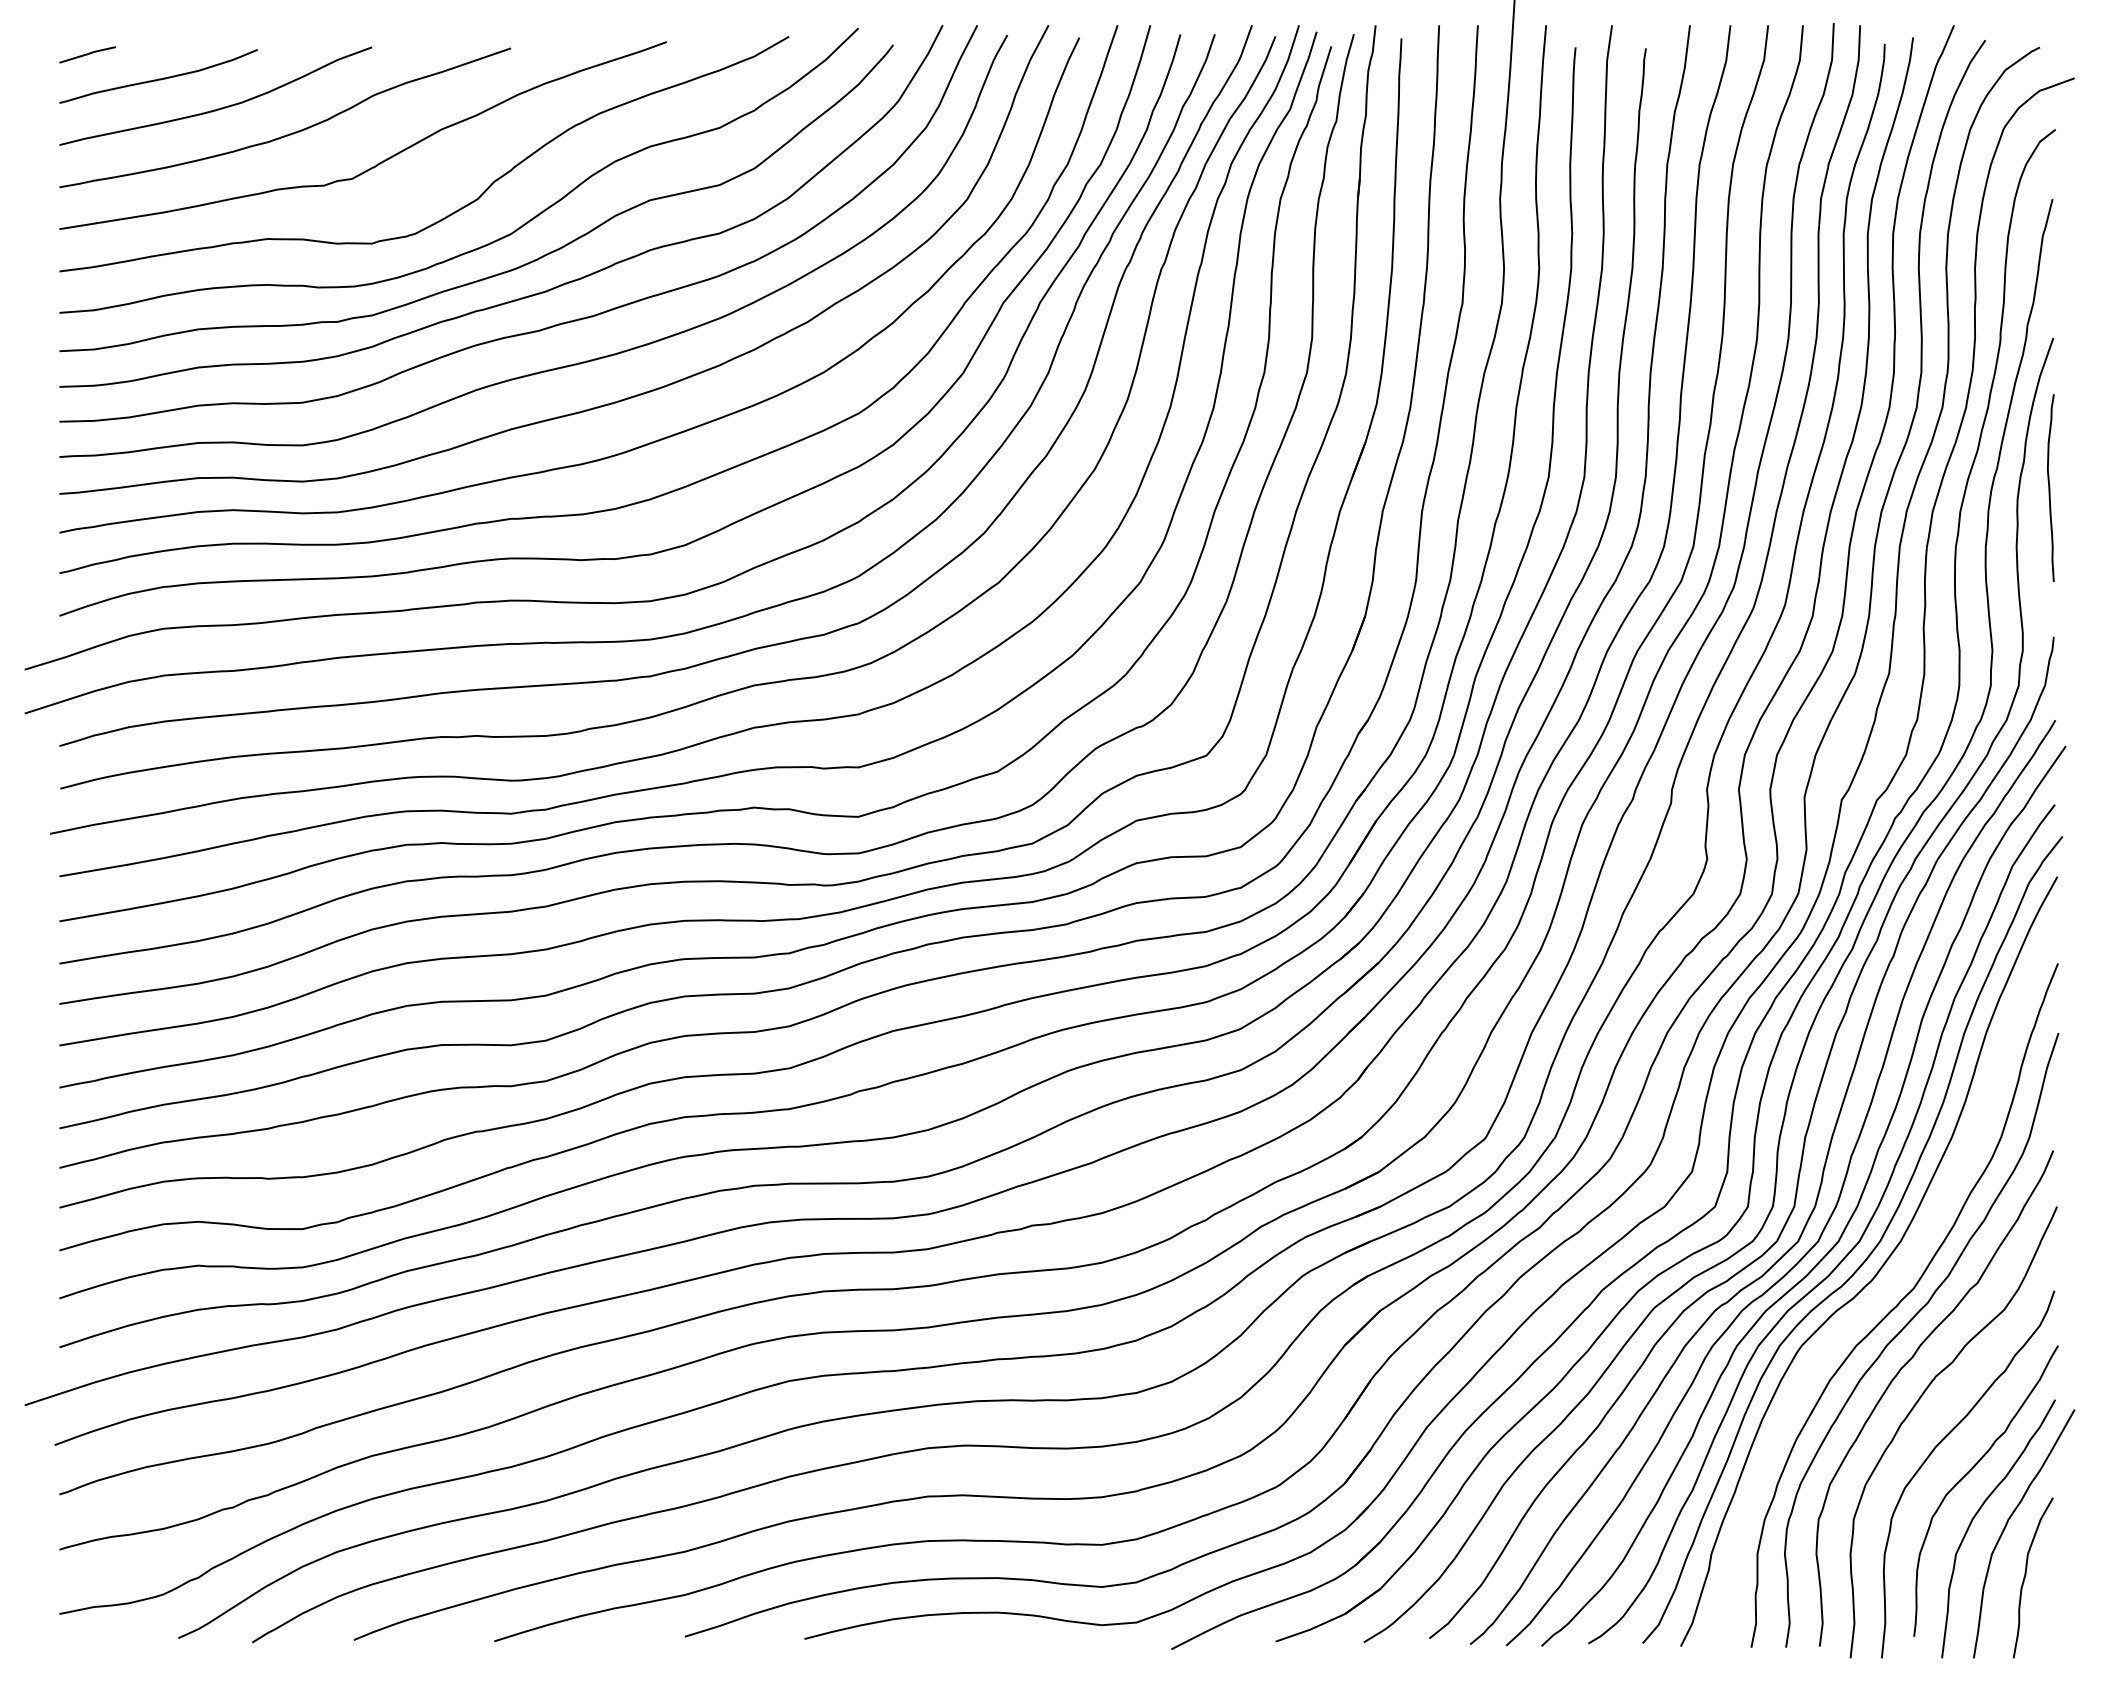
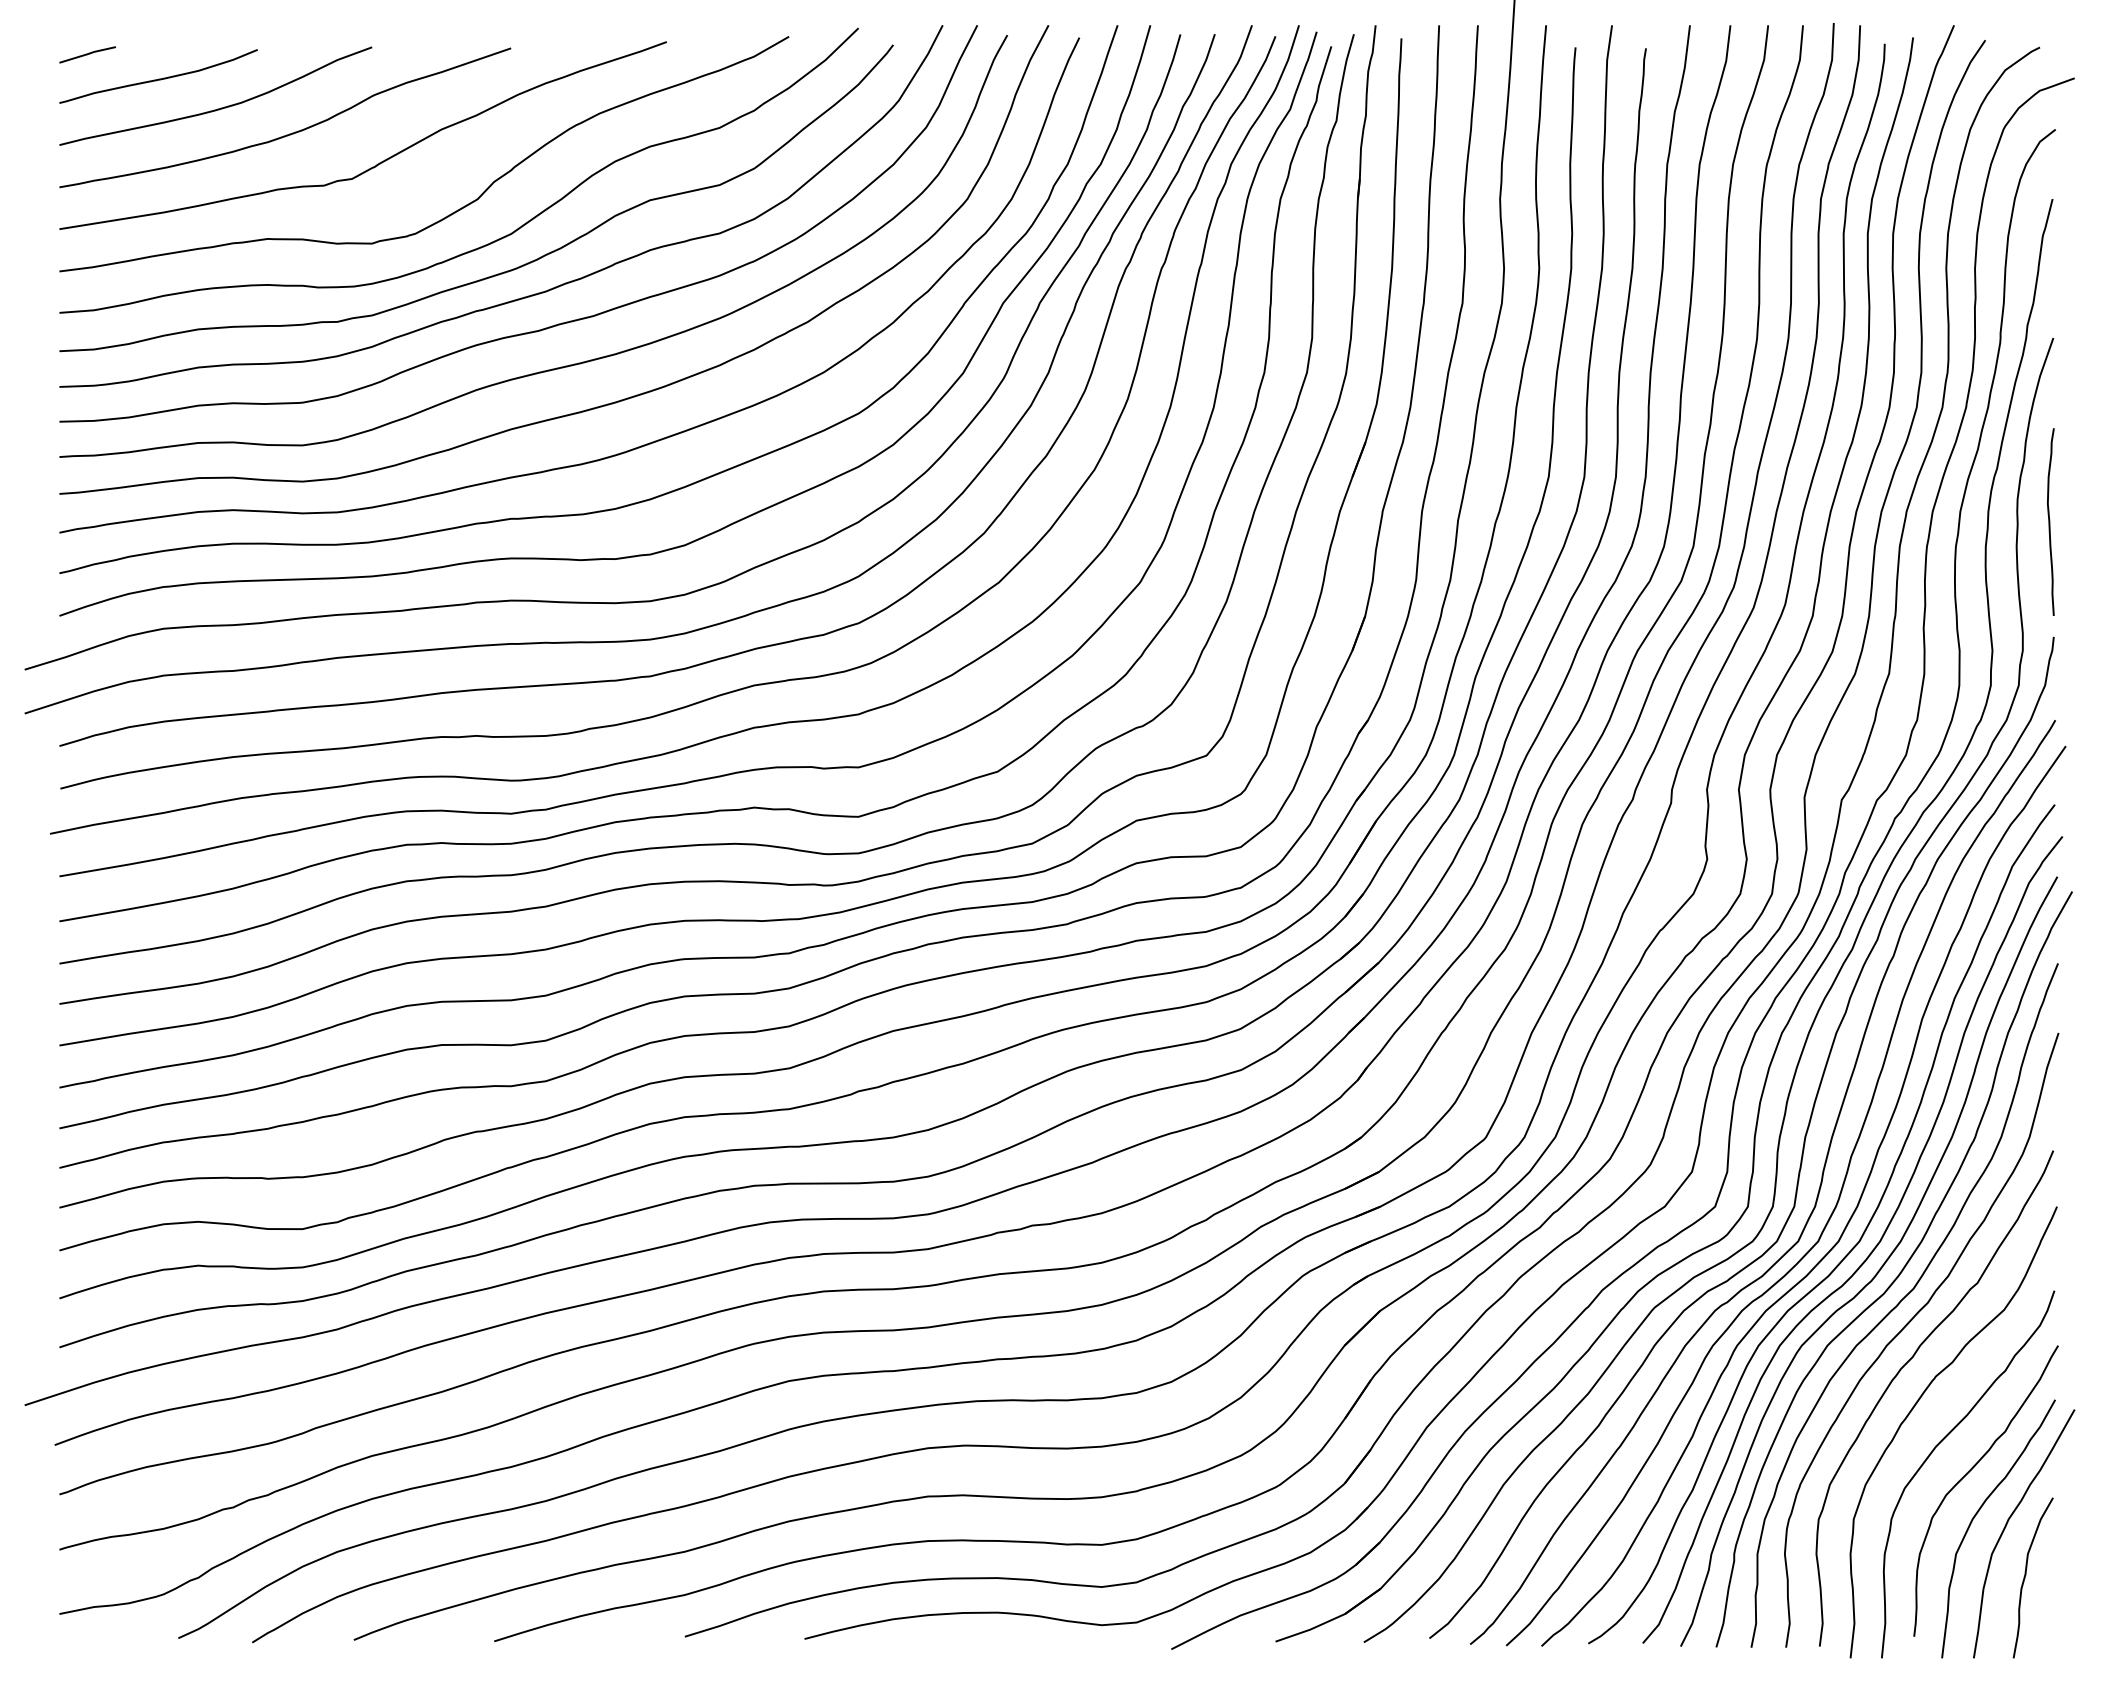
curve position: (2050, 487) -> (2050, 521) (2050, 521)
curve: none -> present (1899, 1272)
